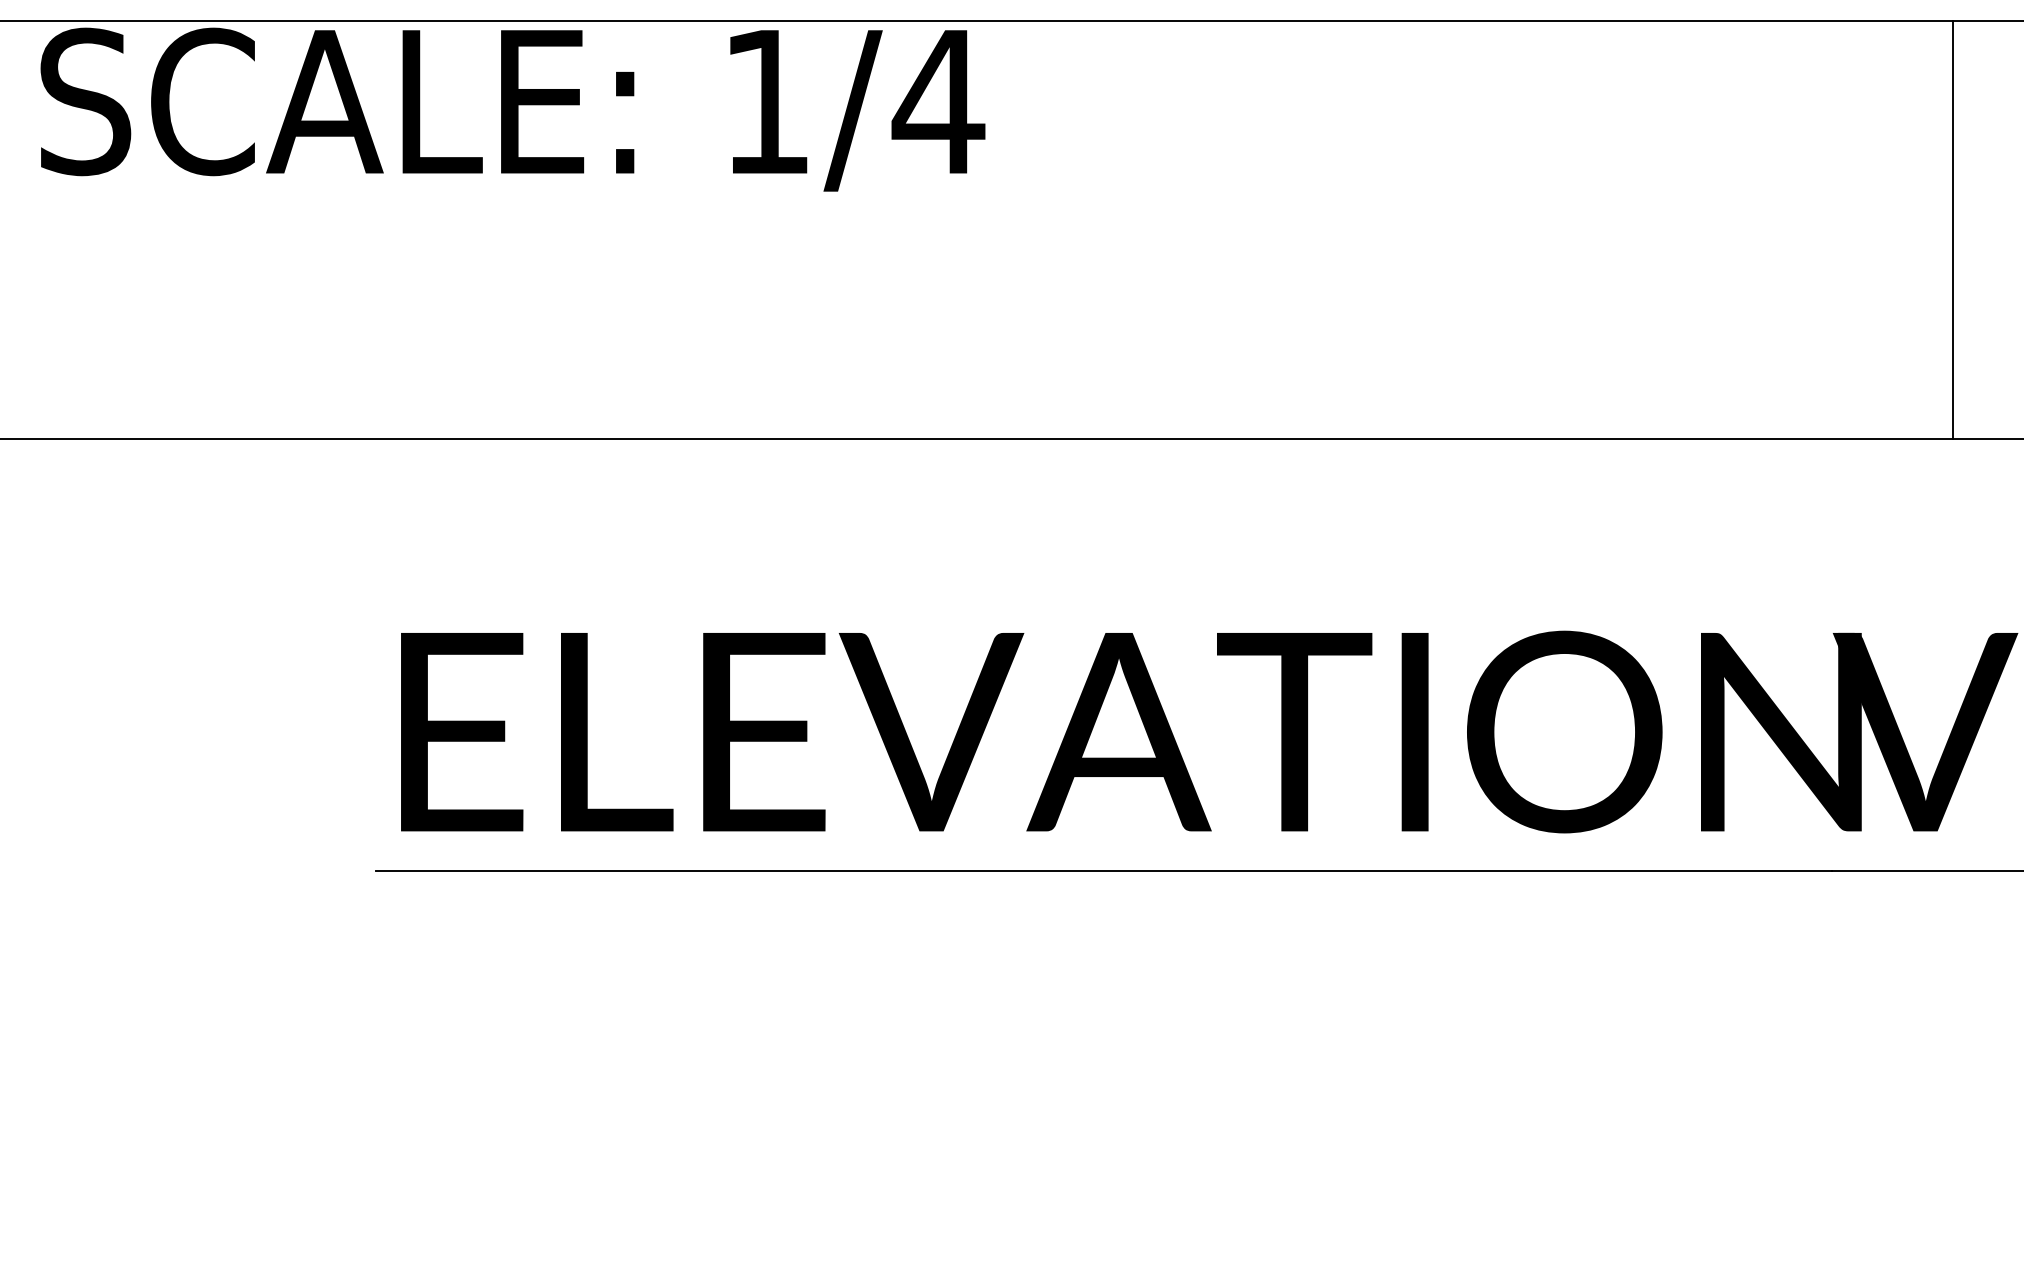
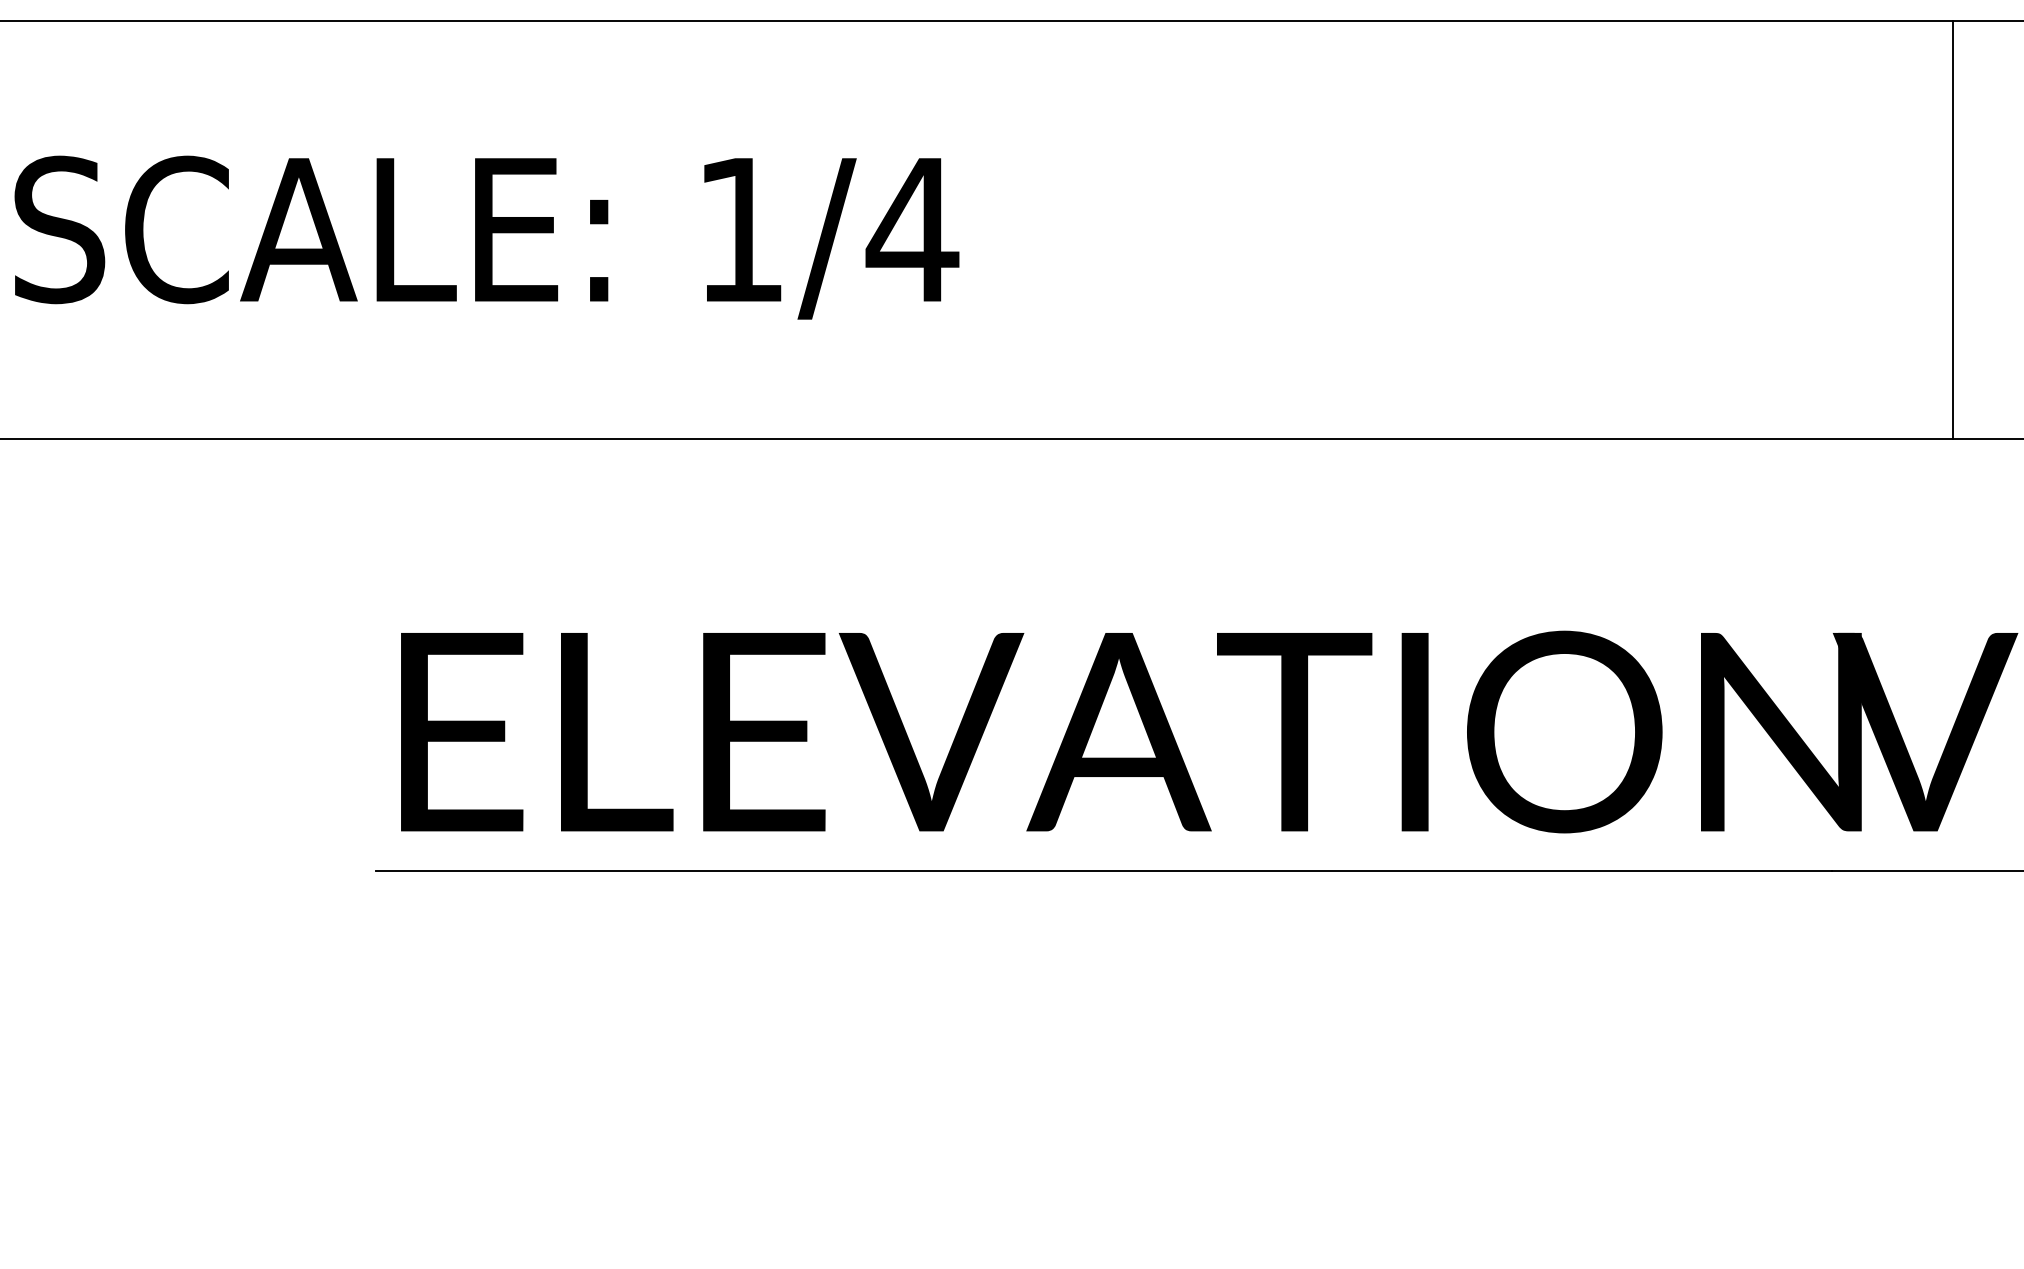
text position: (512, 109) -> (486, 237) (486, 237)
